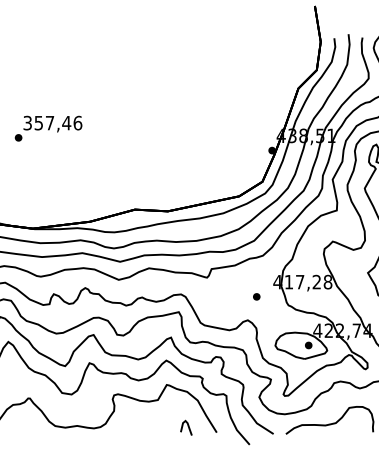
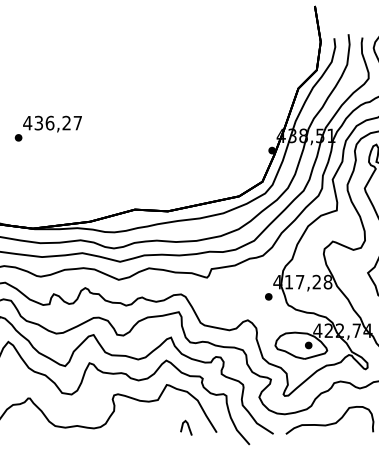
text: 357,46 -> 436,27 (52, 122)
part position: (256, 296) -> (268, 296) (268, 296)
